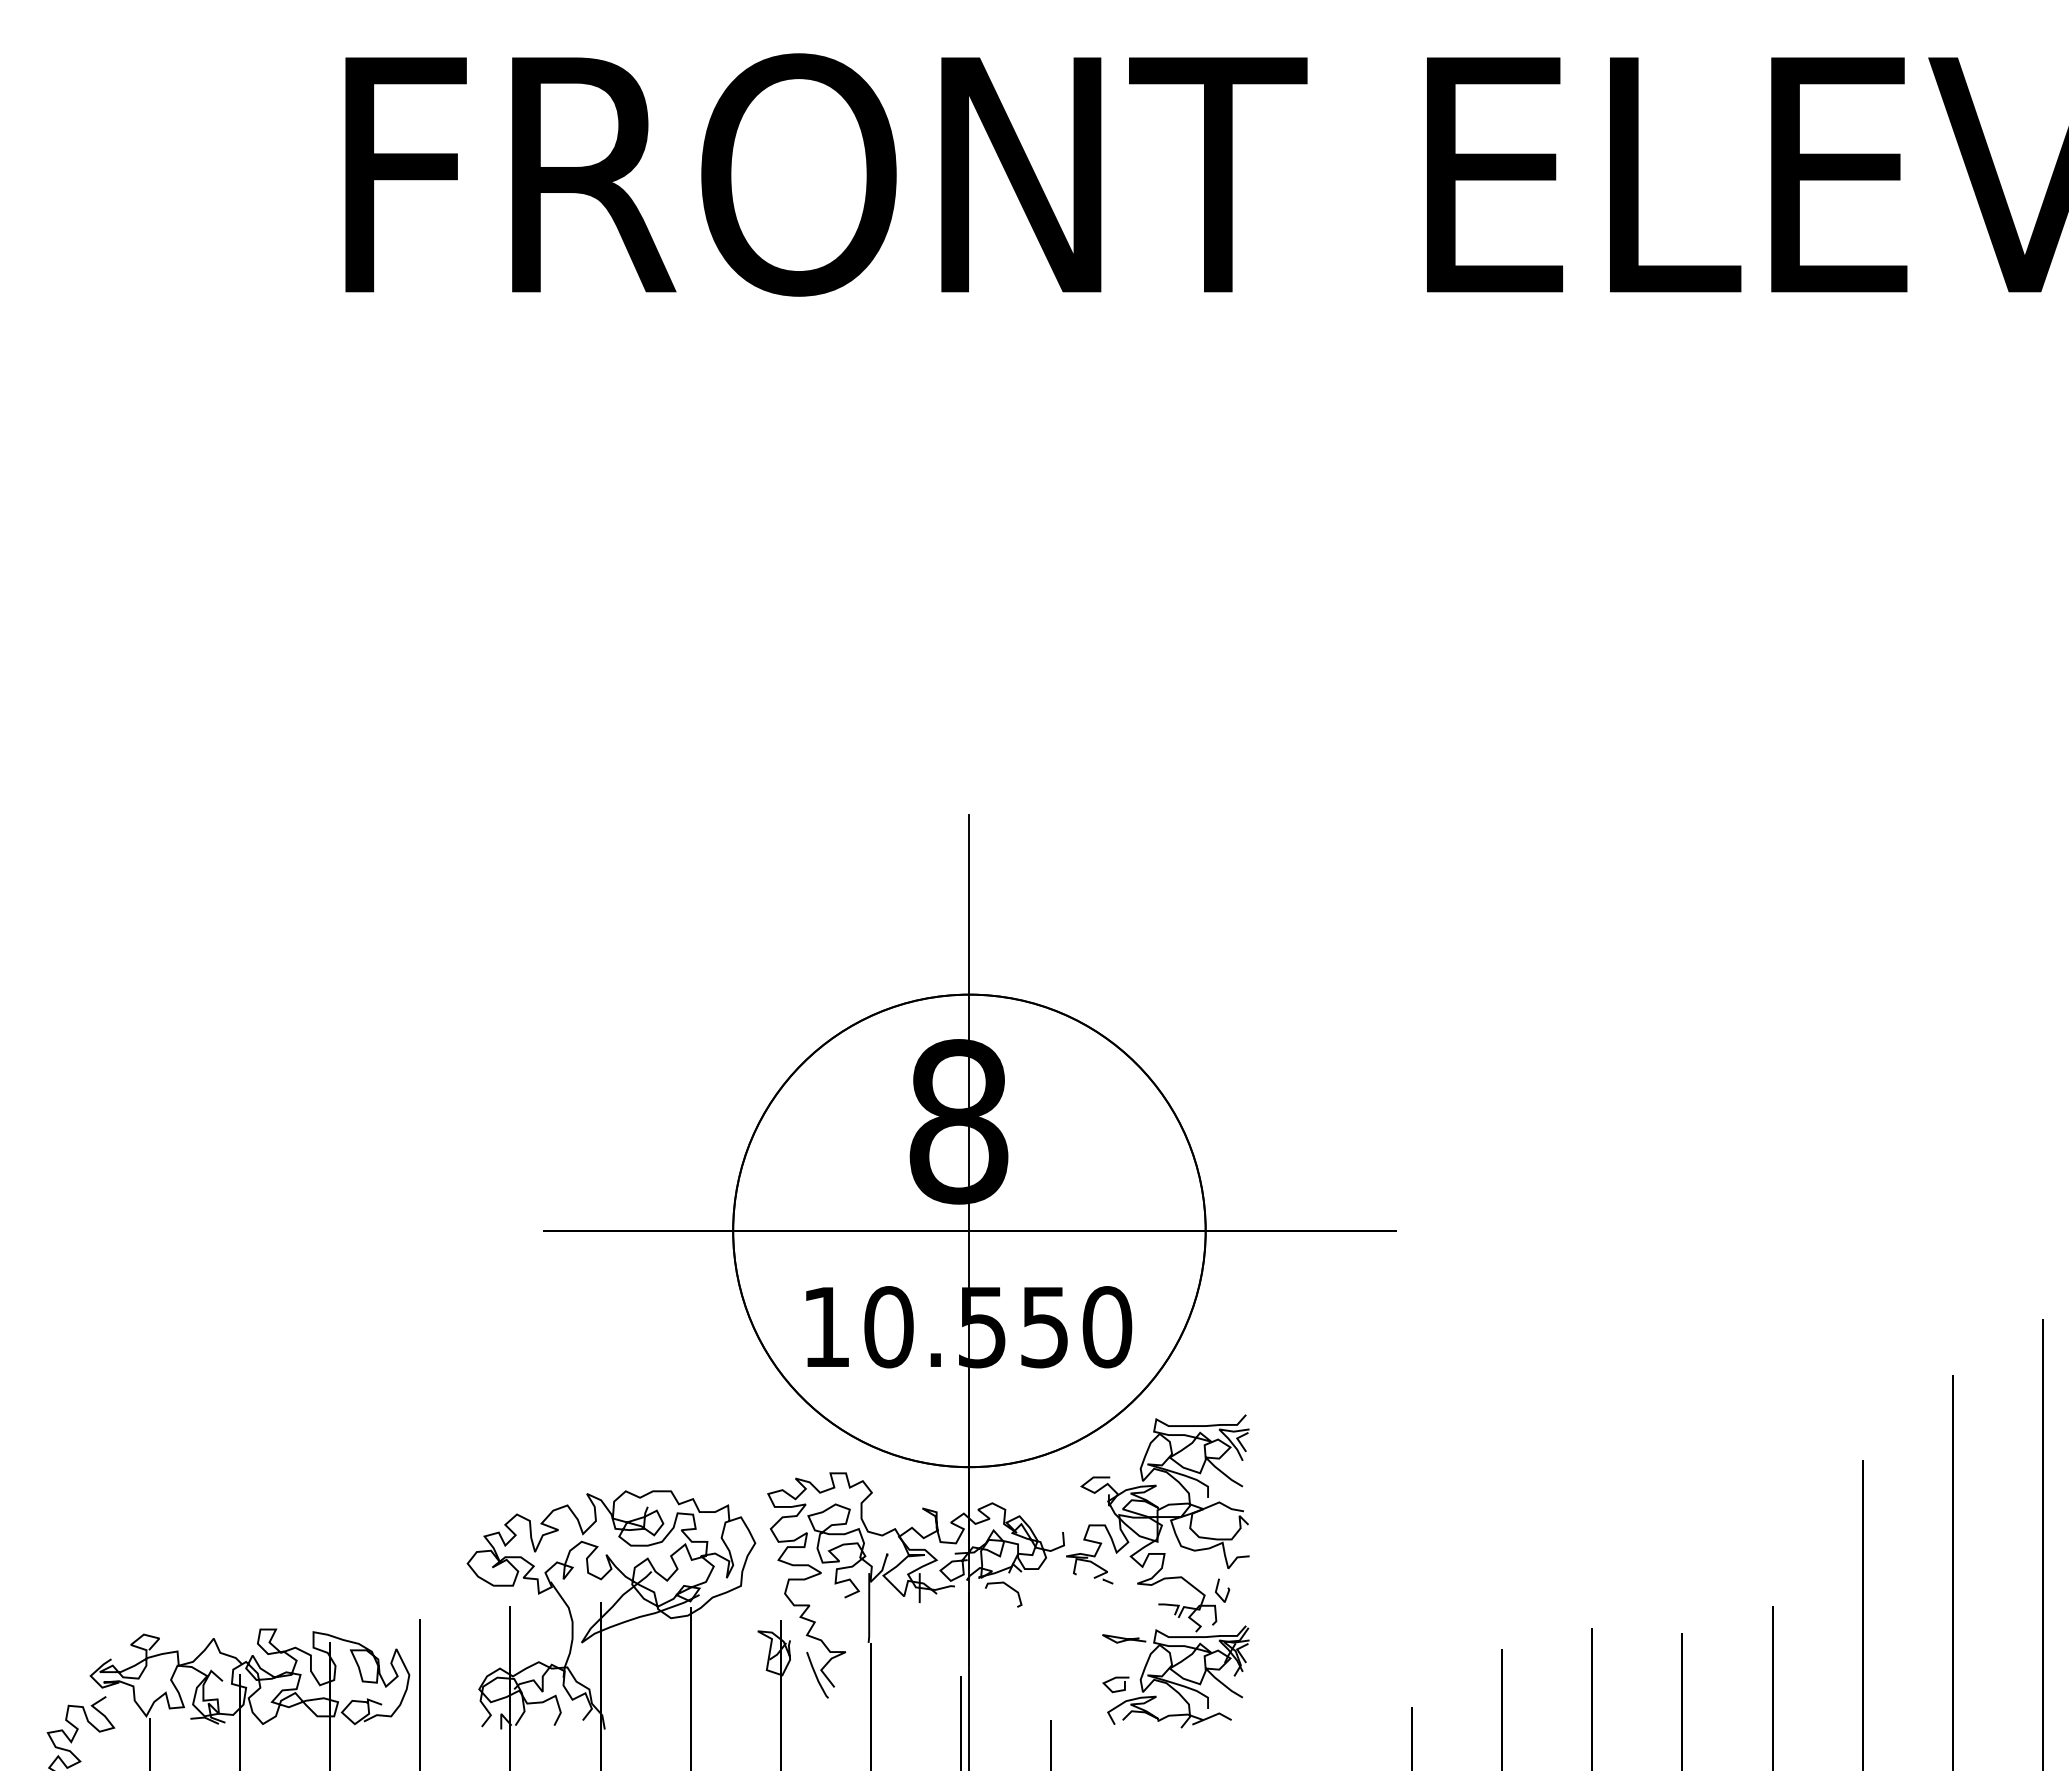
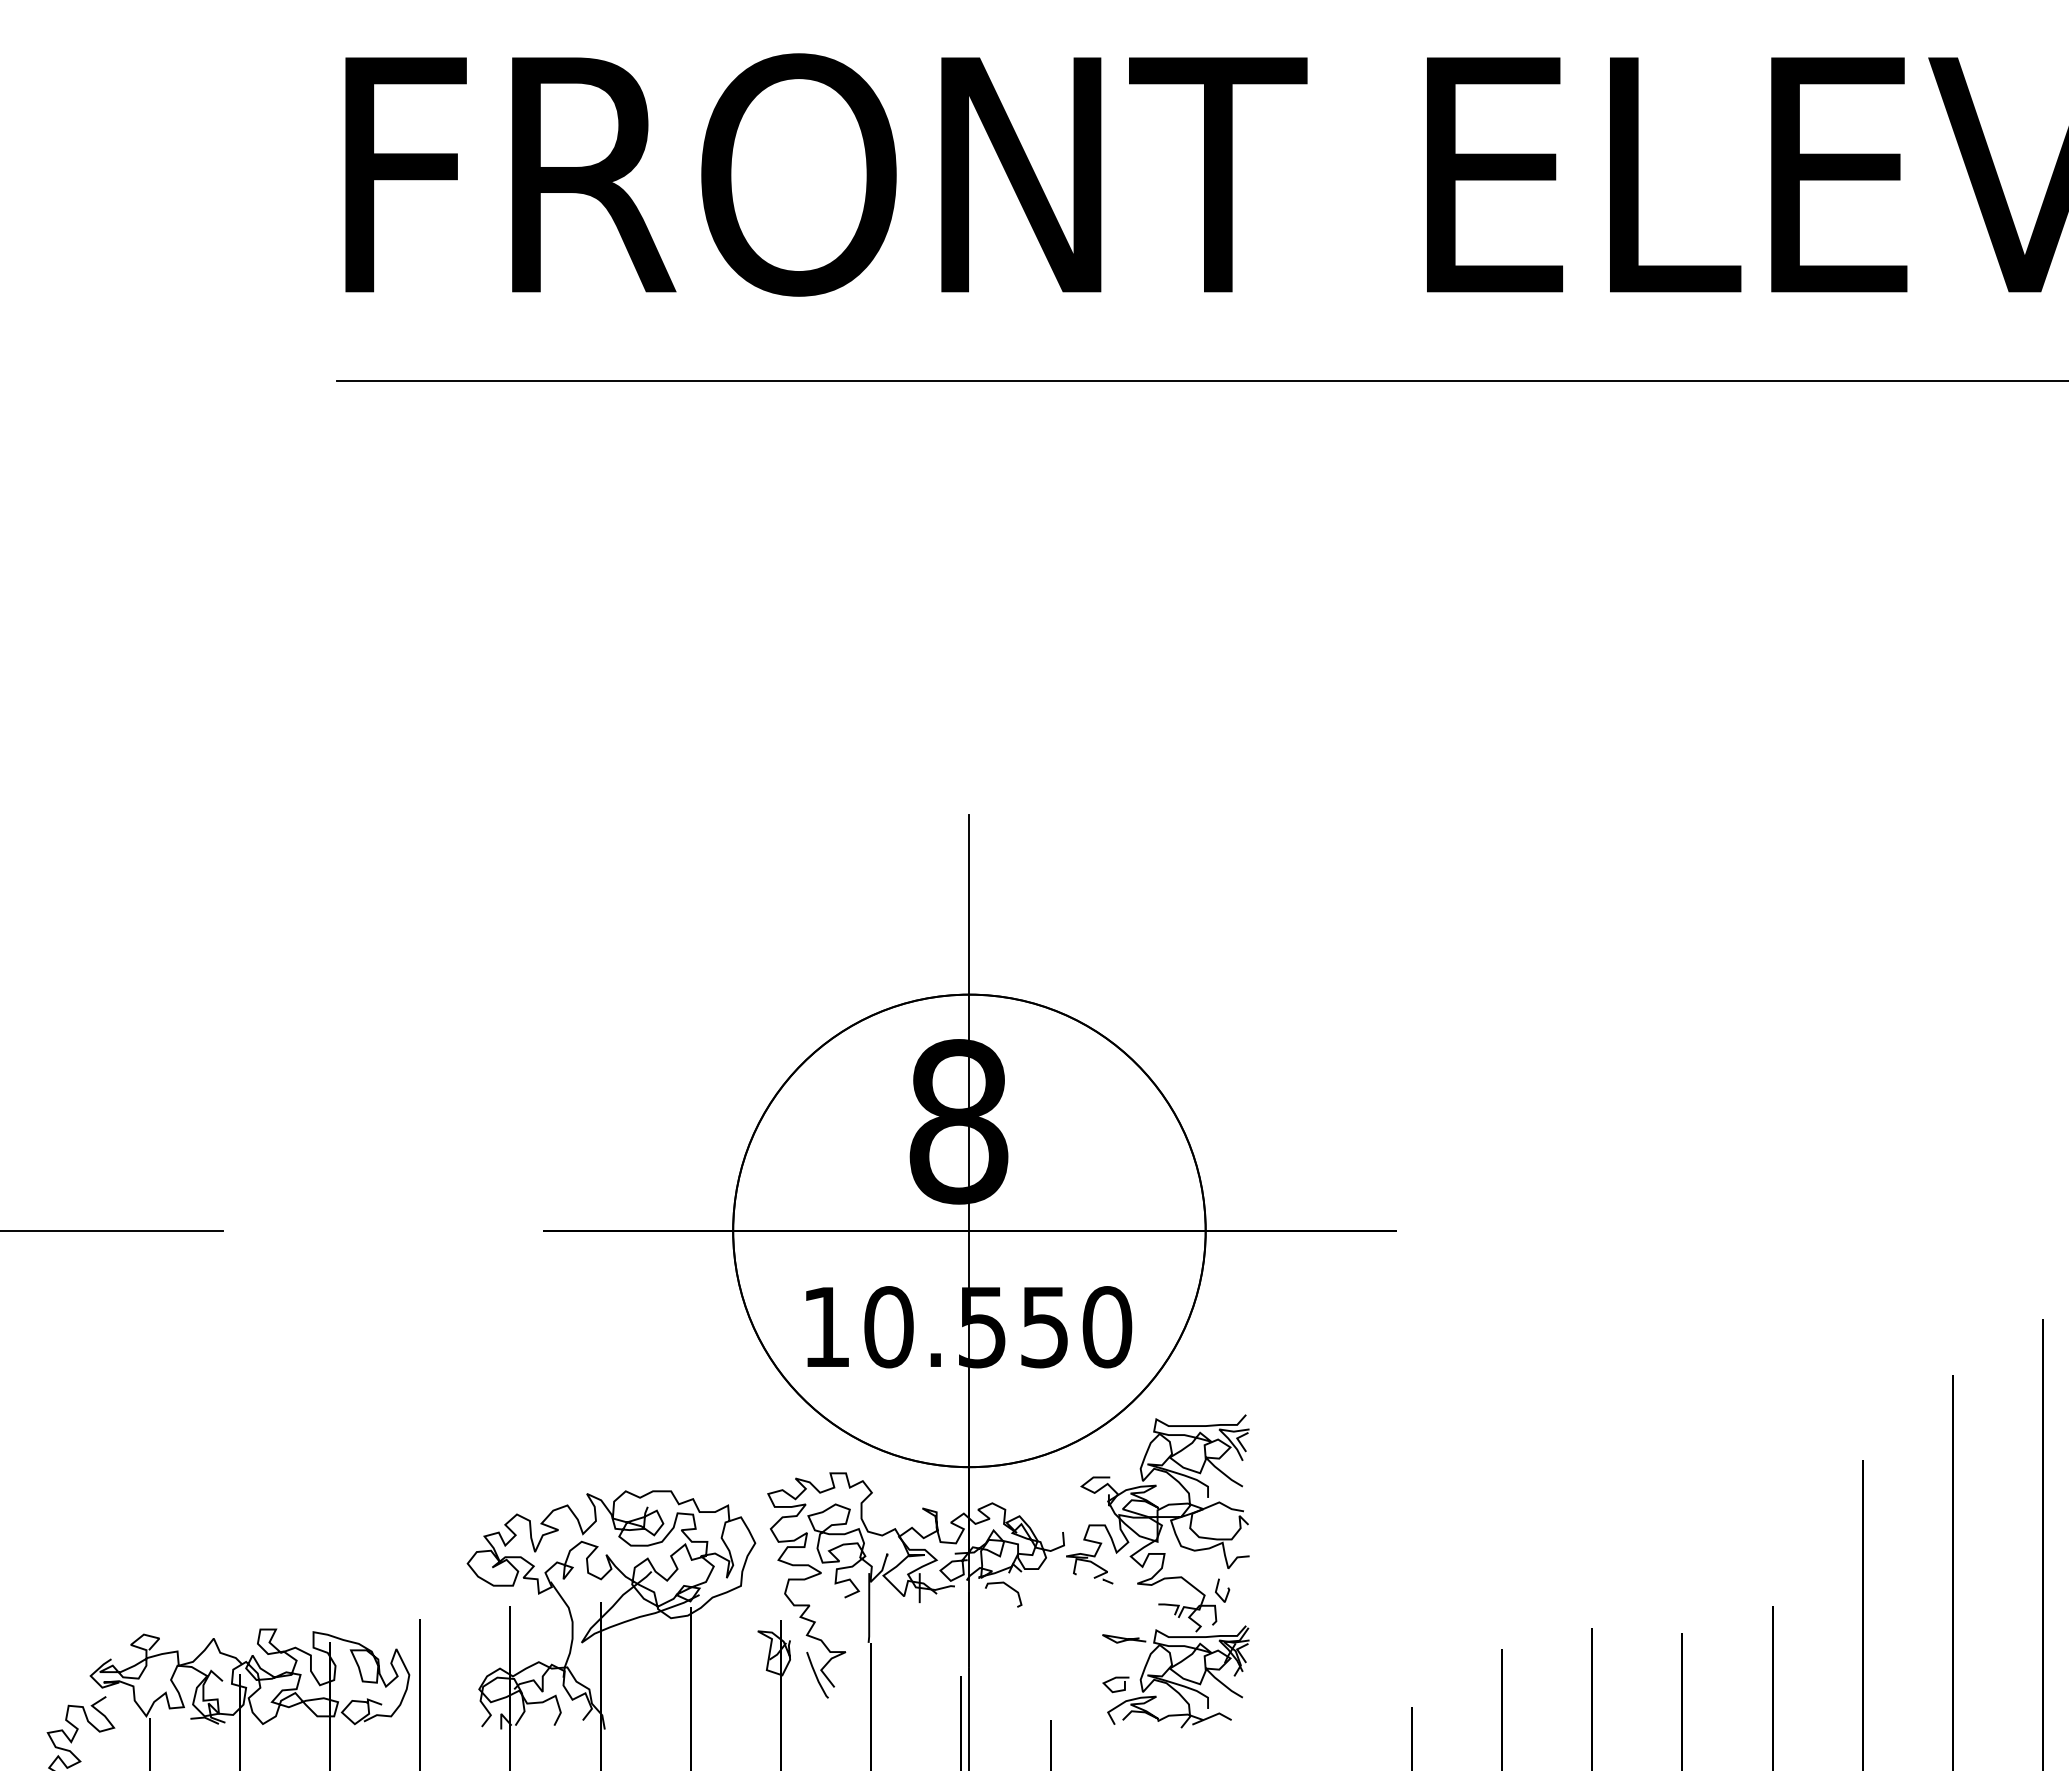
line: none -> present (1200, 380)
line: none -> present (112, 1230)
